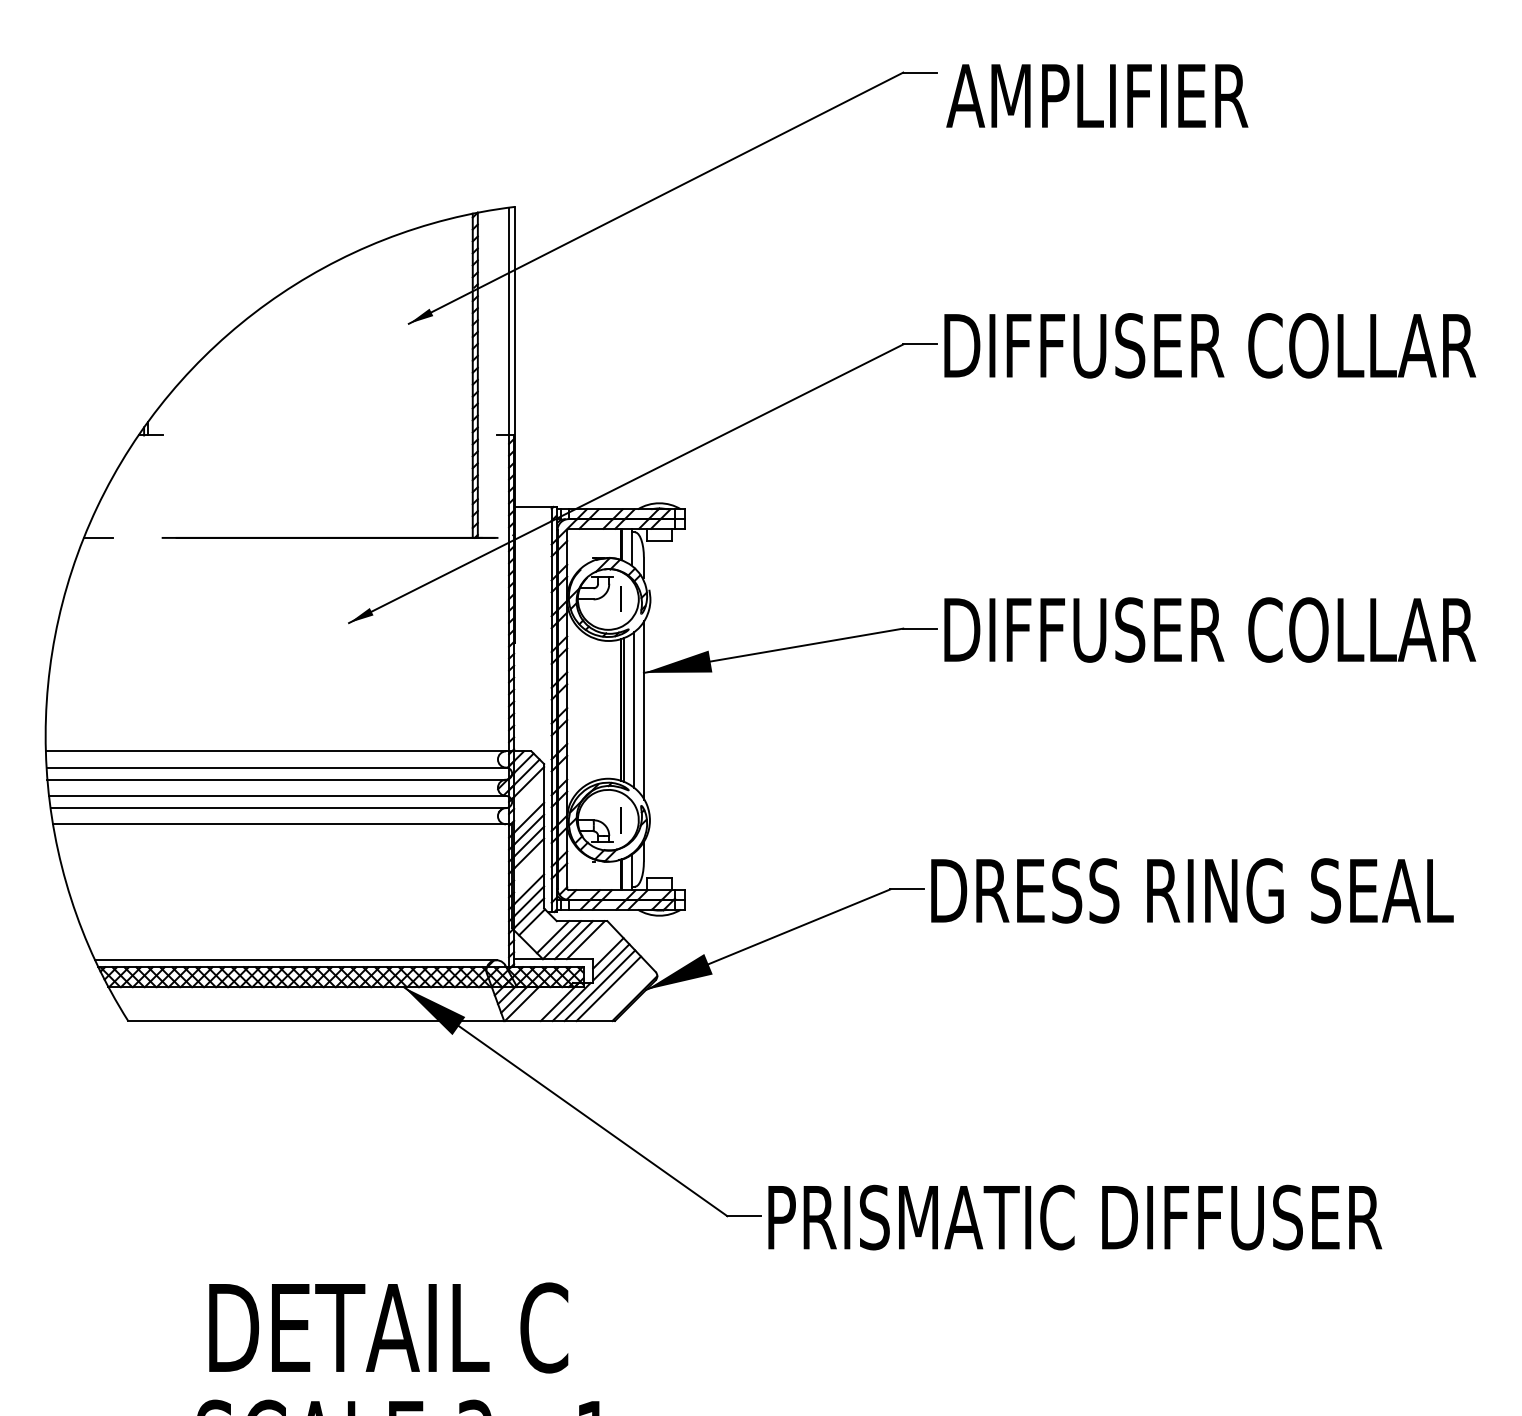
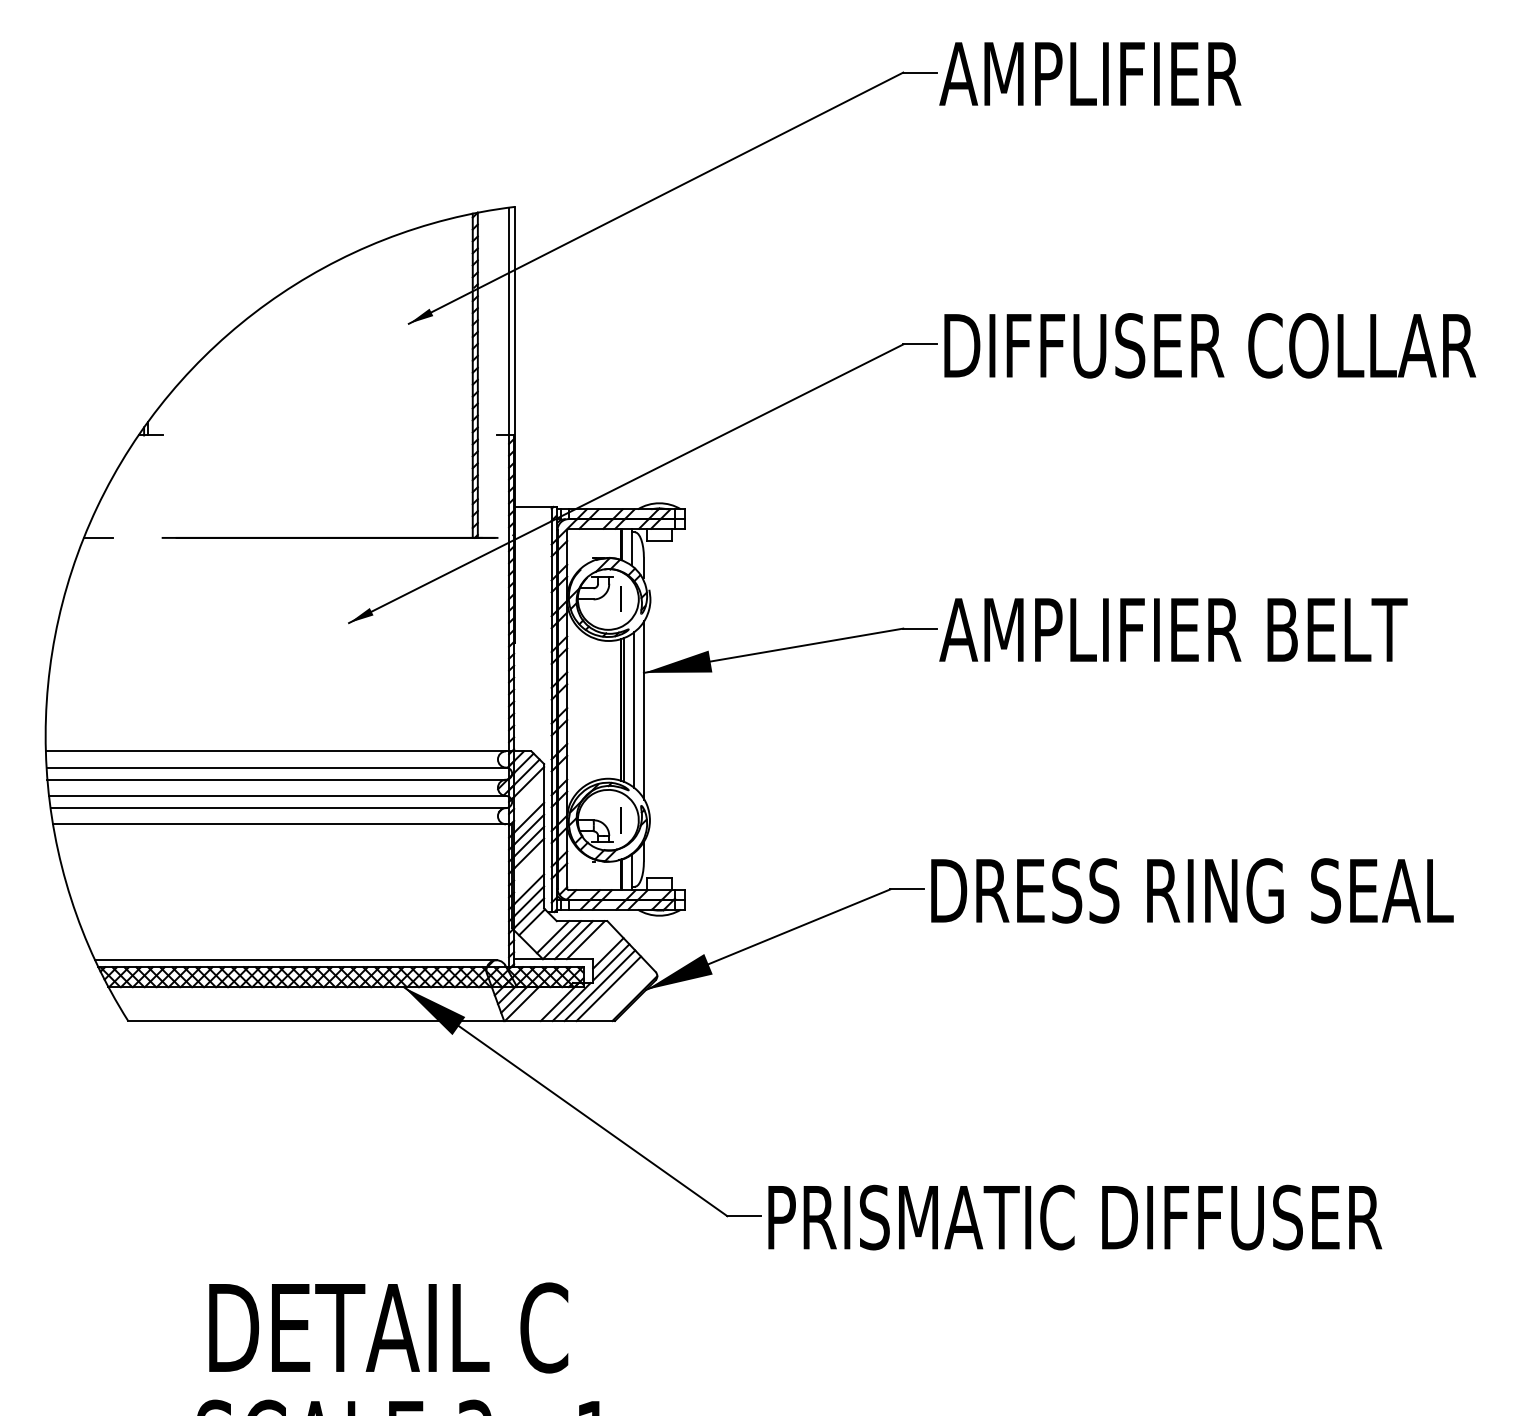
text position: (1097, 95) -> (1090, 73) (1090, 73)
text: DIFFUSER COLLAR -> AMPLIFIER BELT (1207, 629)
